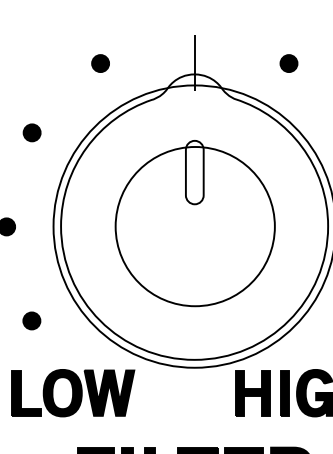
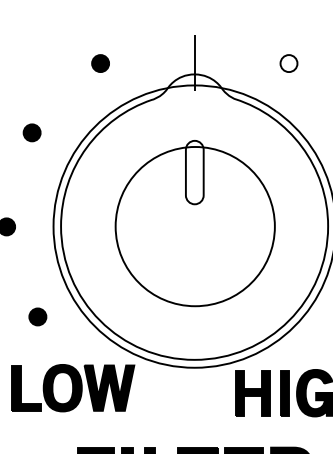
fill: present -> none (288, 63)
part position: (31, 320) -> (37, 316) (37, 316)
part position: (73, 393) -> (73, 388) (73, 388)
